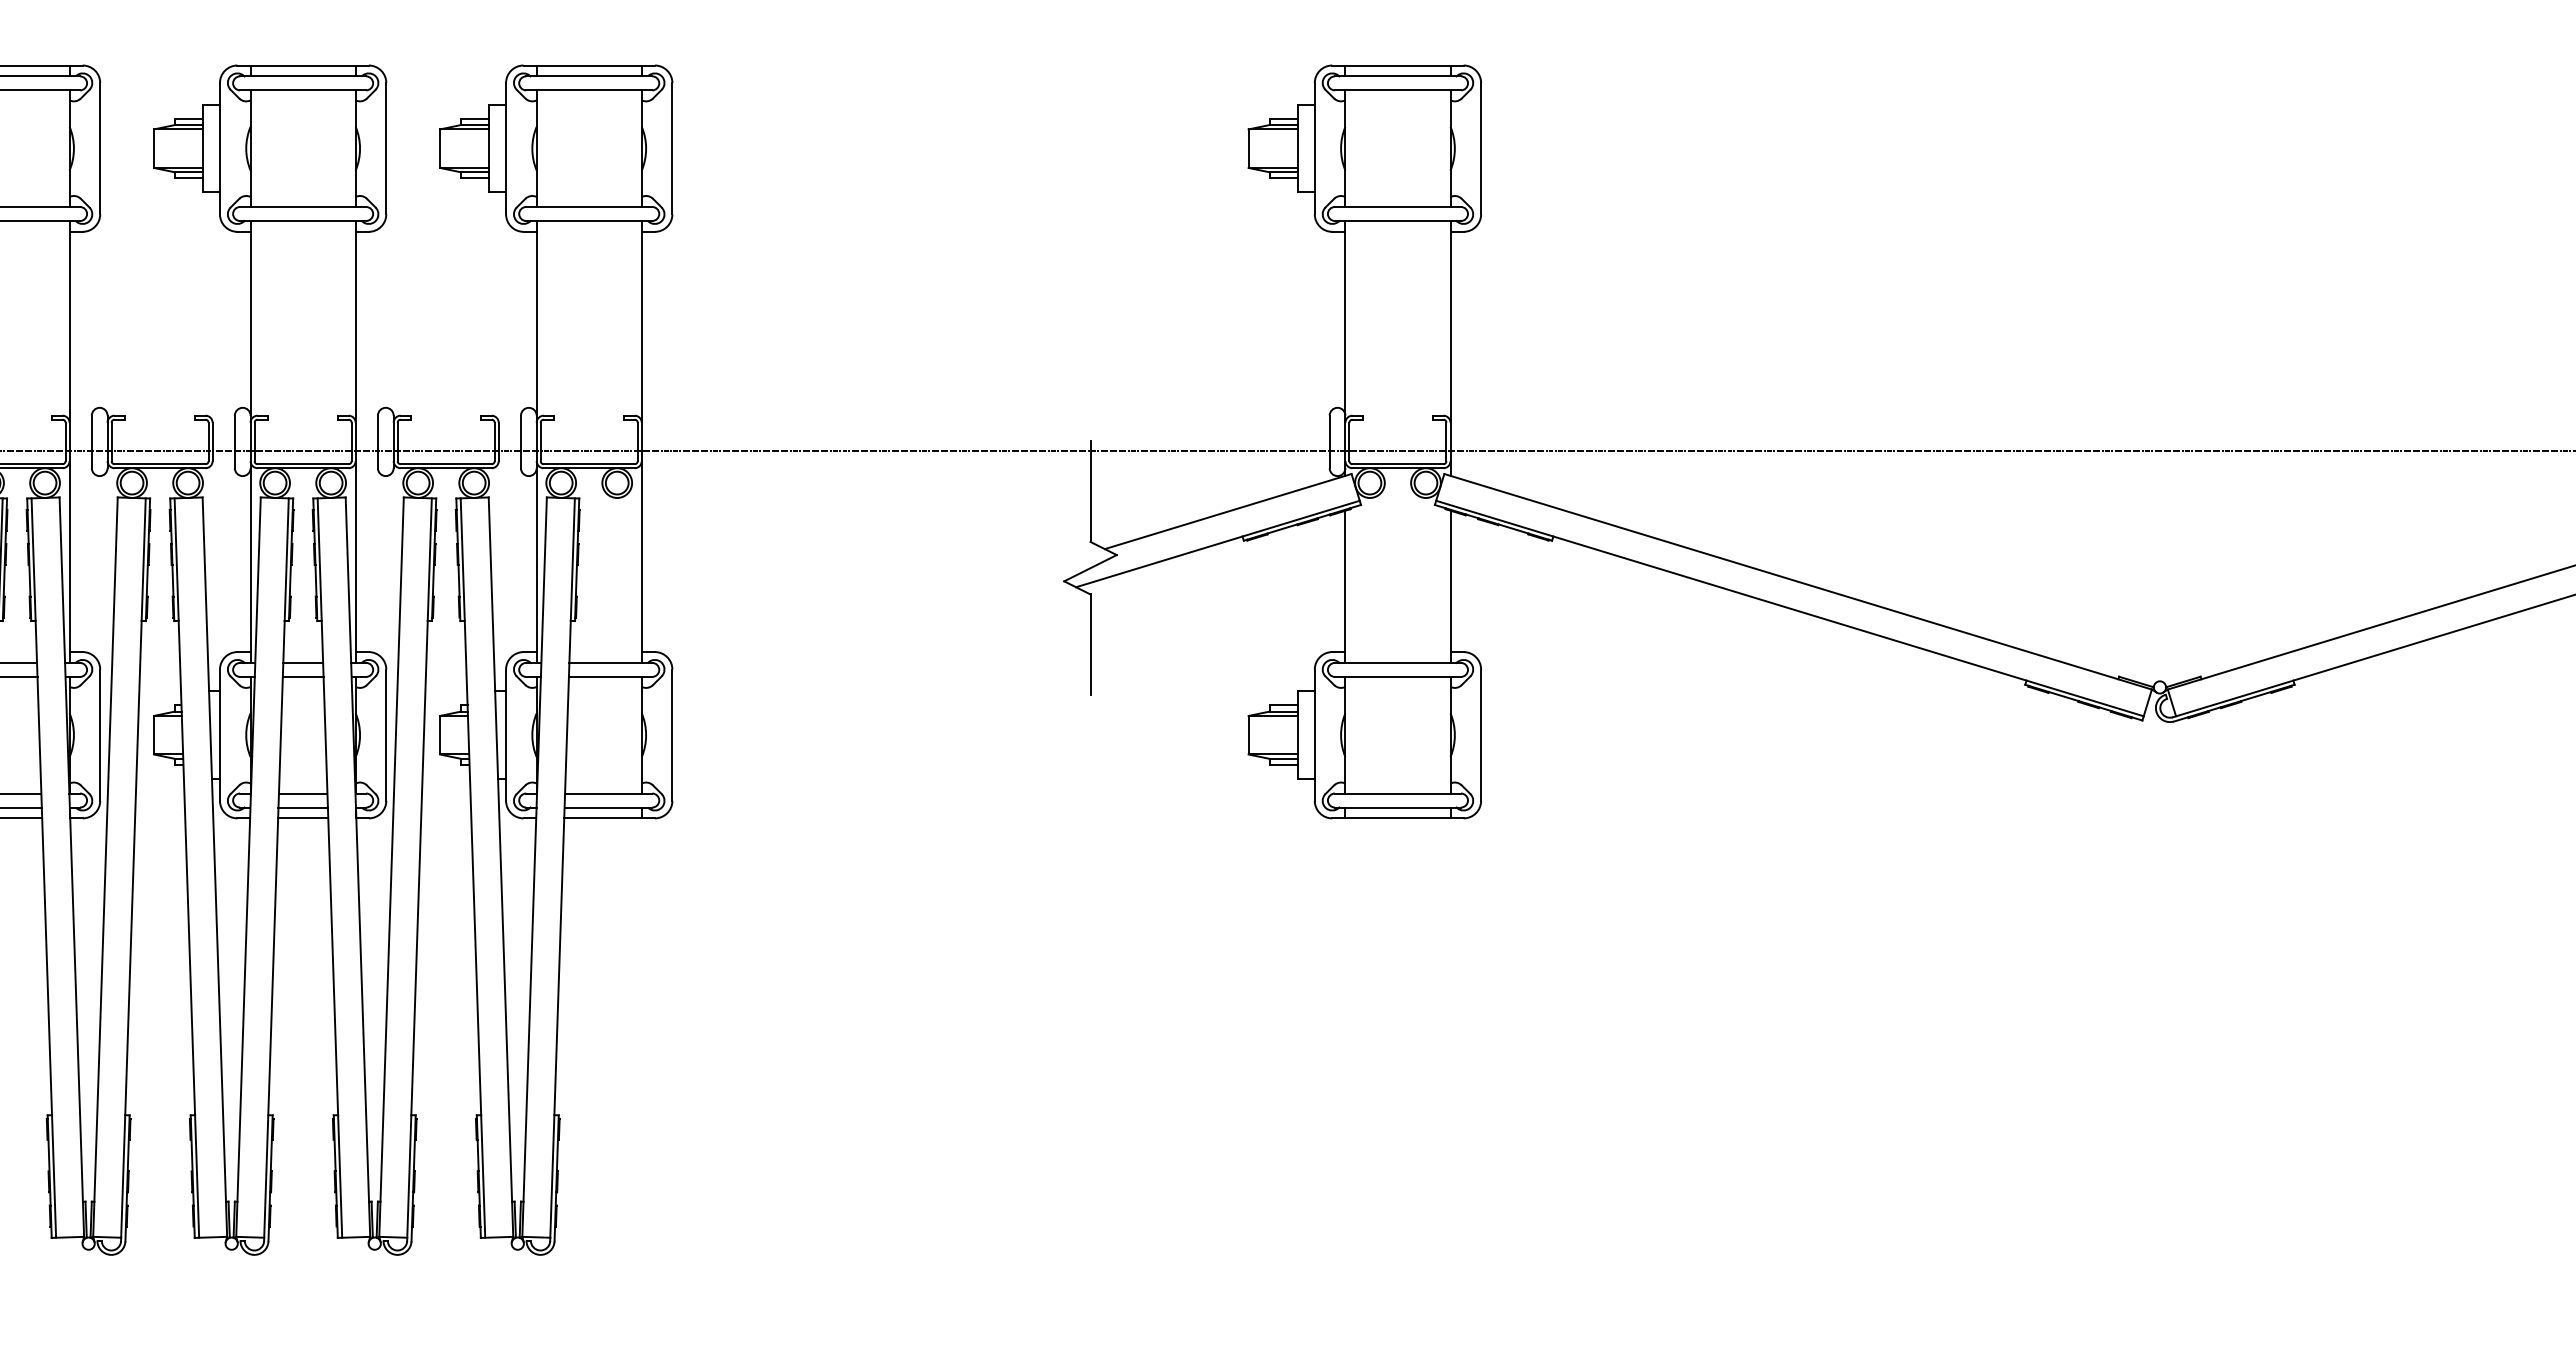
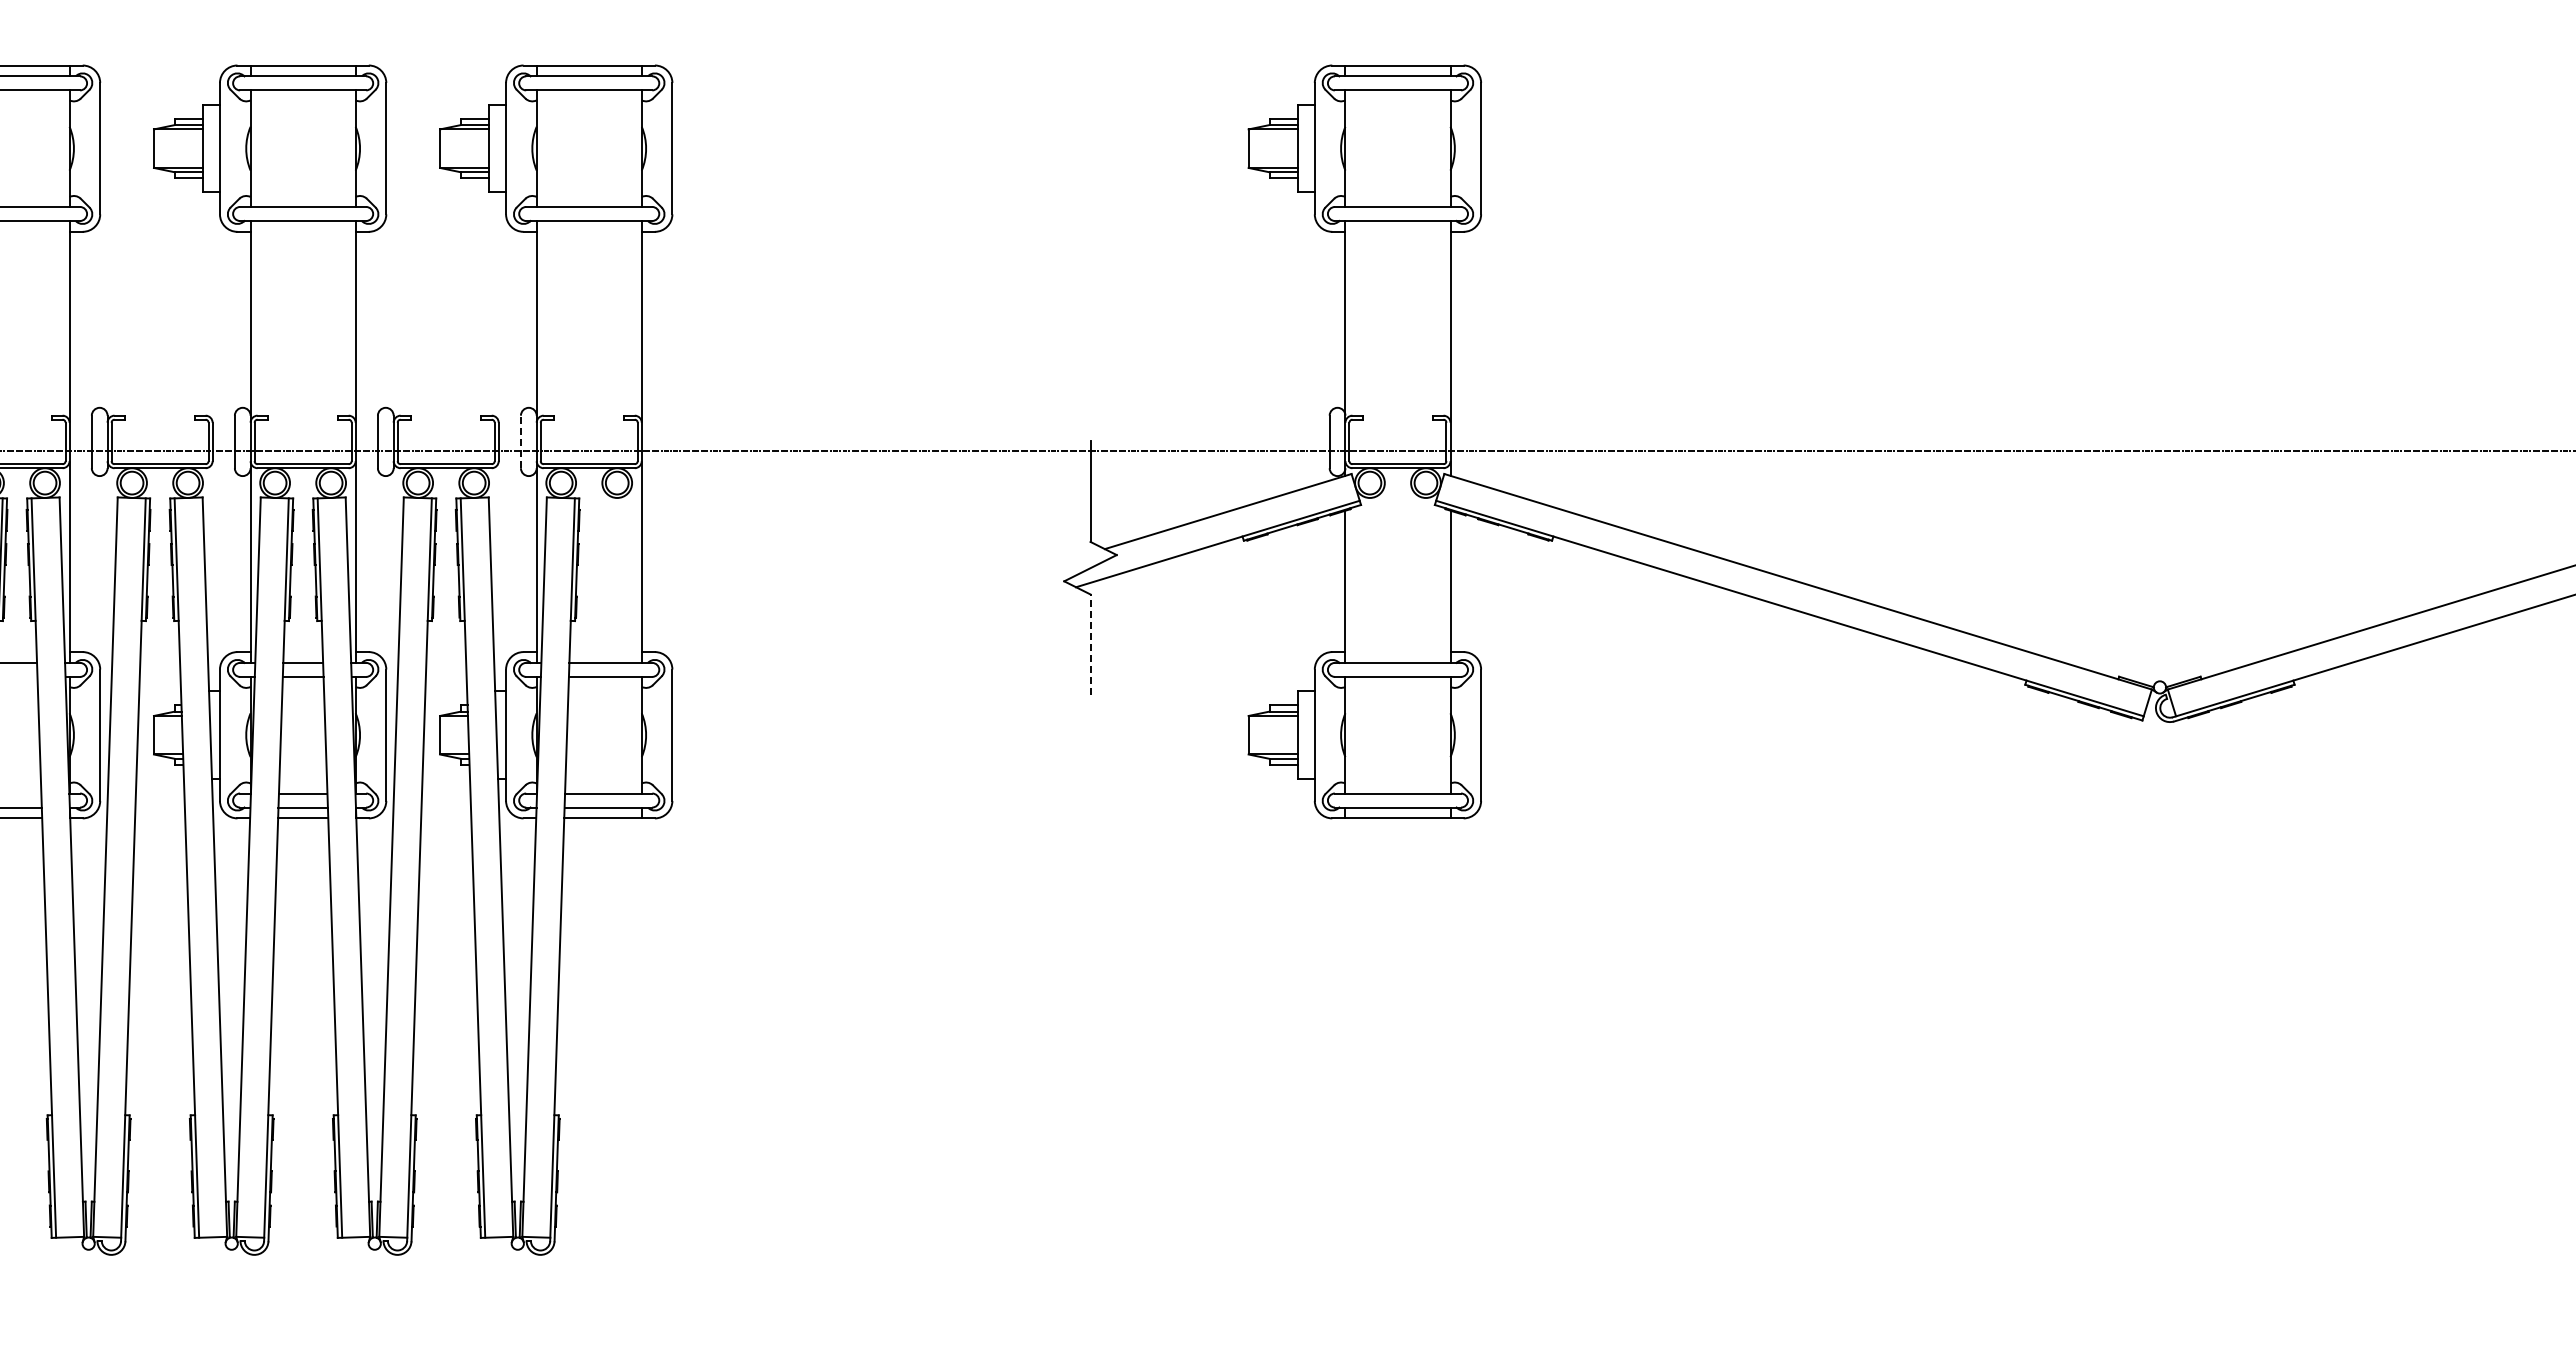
line: solid -> dashed (520, 441)
line: solid -> dashed (1090, 644)
line: present -> none (19, 676)
line: present -> none (21, 793)
